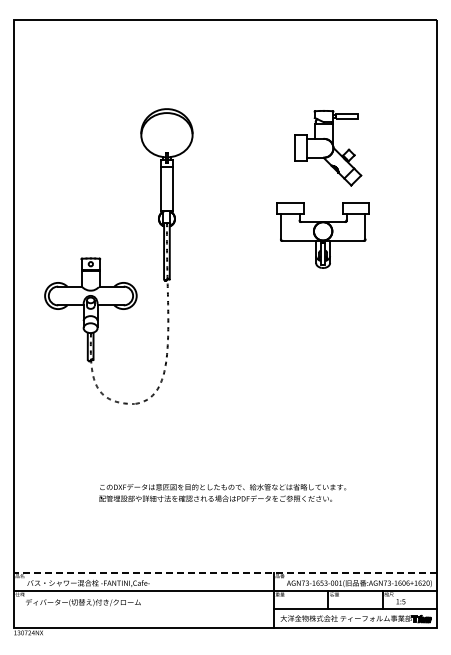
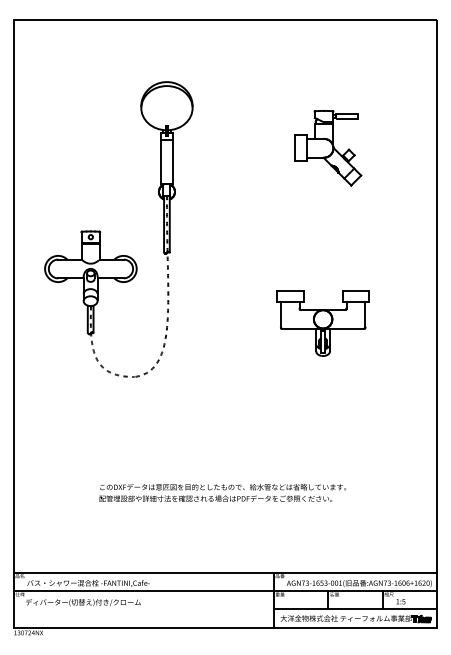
part position: (322, 235) -> (322, 323) (322, 323)
part position: (101, 258) -> (101, 231) (101, 231)
line: dashed -> solid (225, 572)
